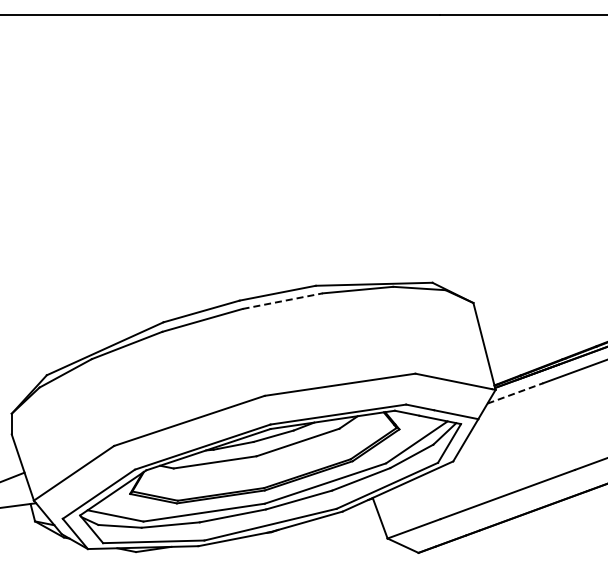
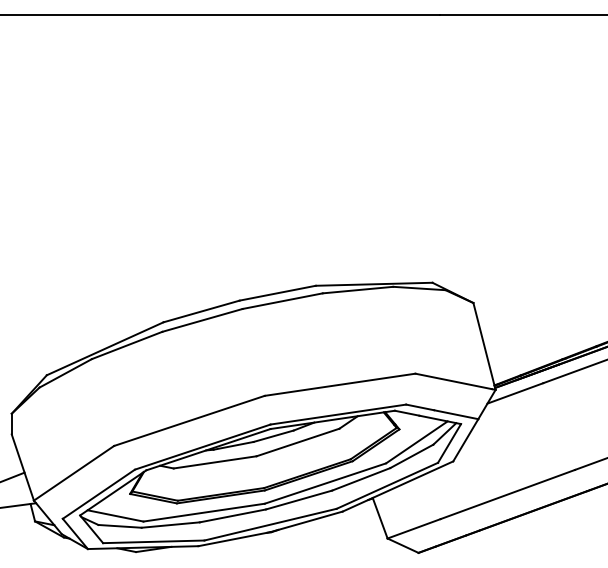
line: dashed -> solid (282, 301)
line: dashed -> solid (515, 393)
